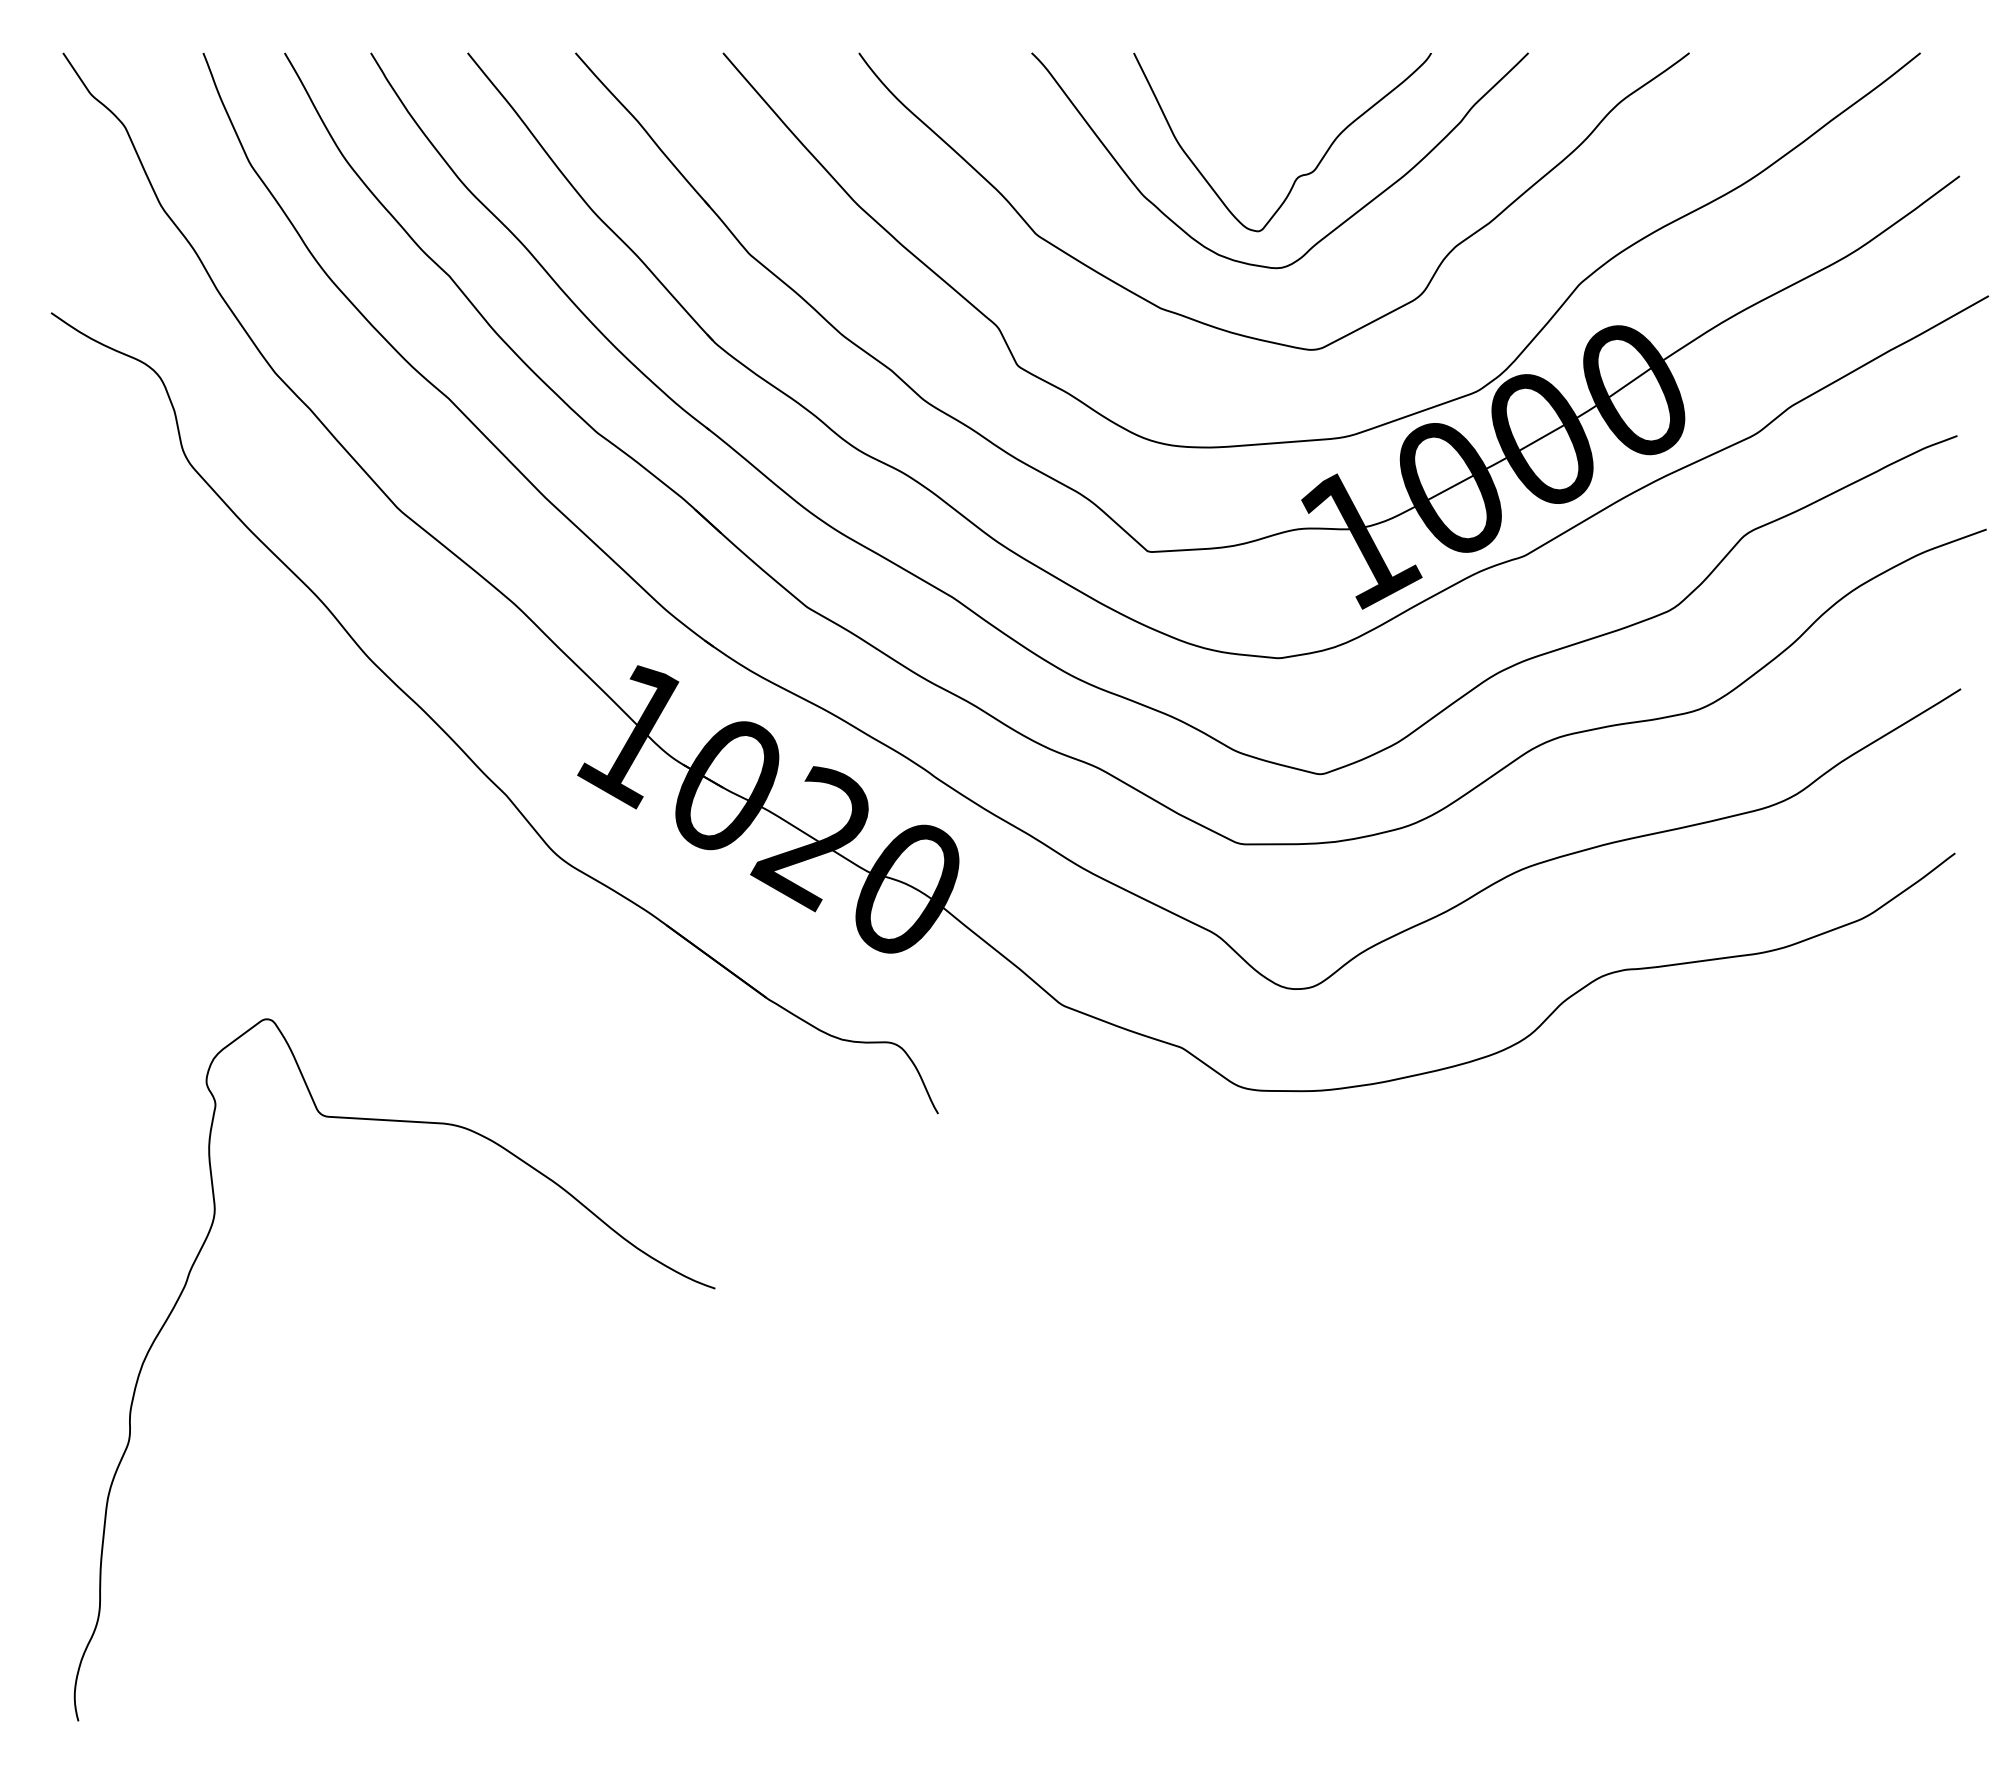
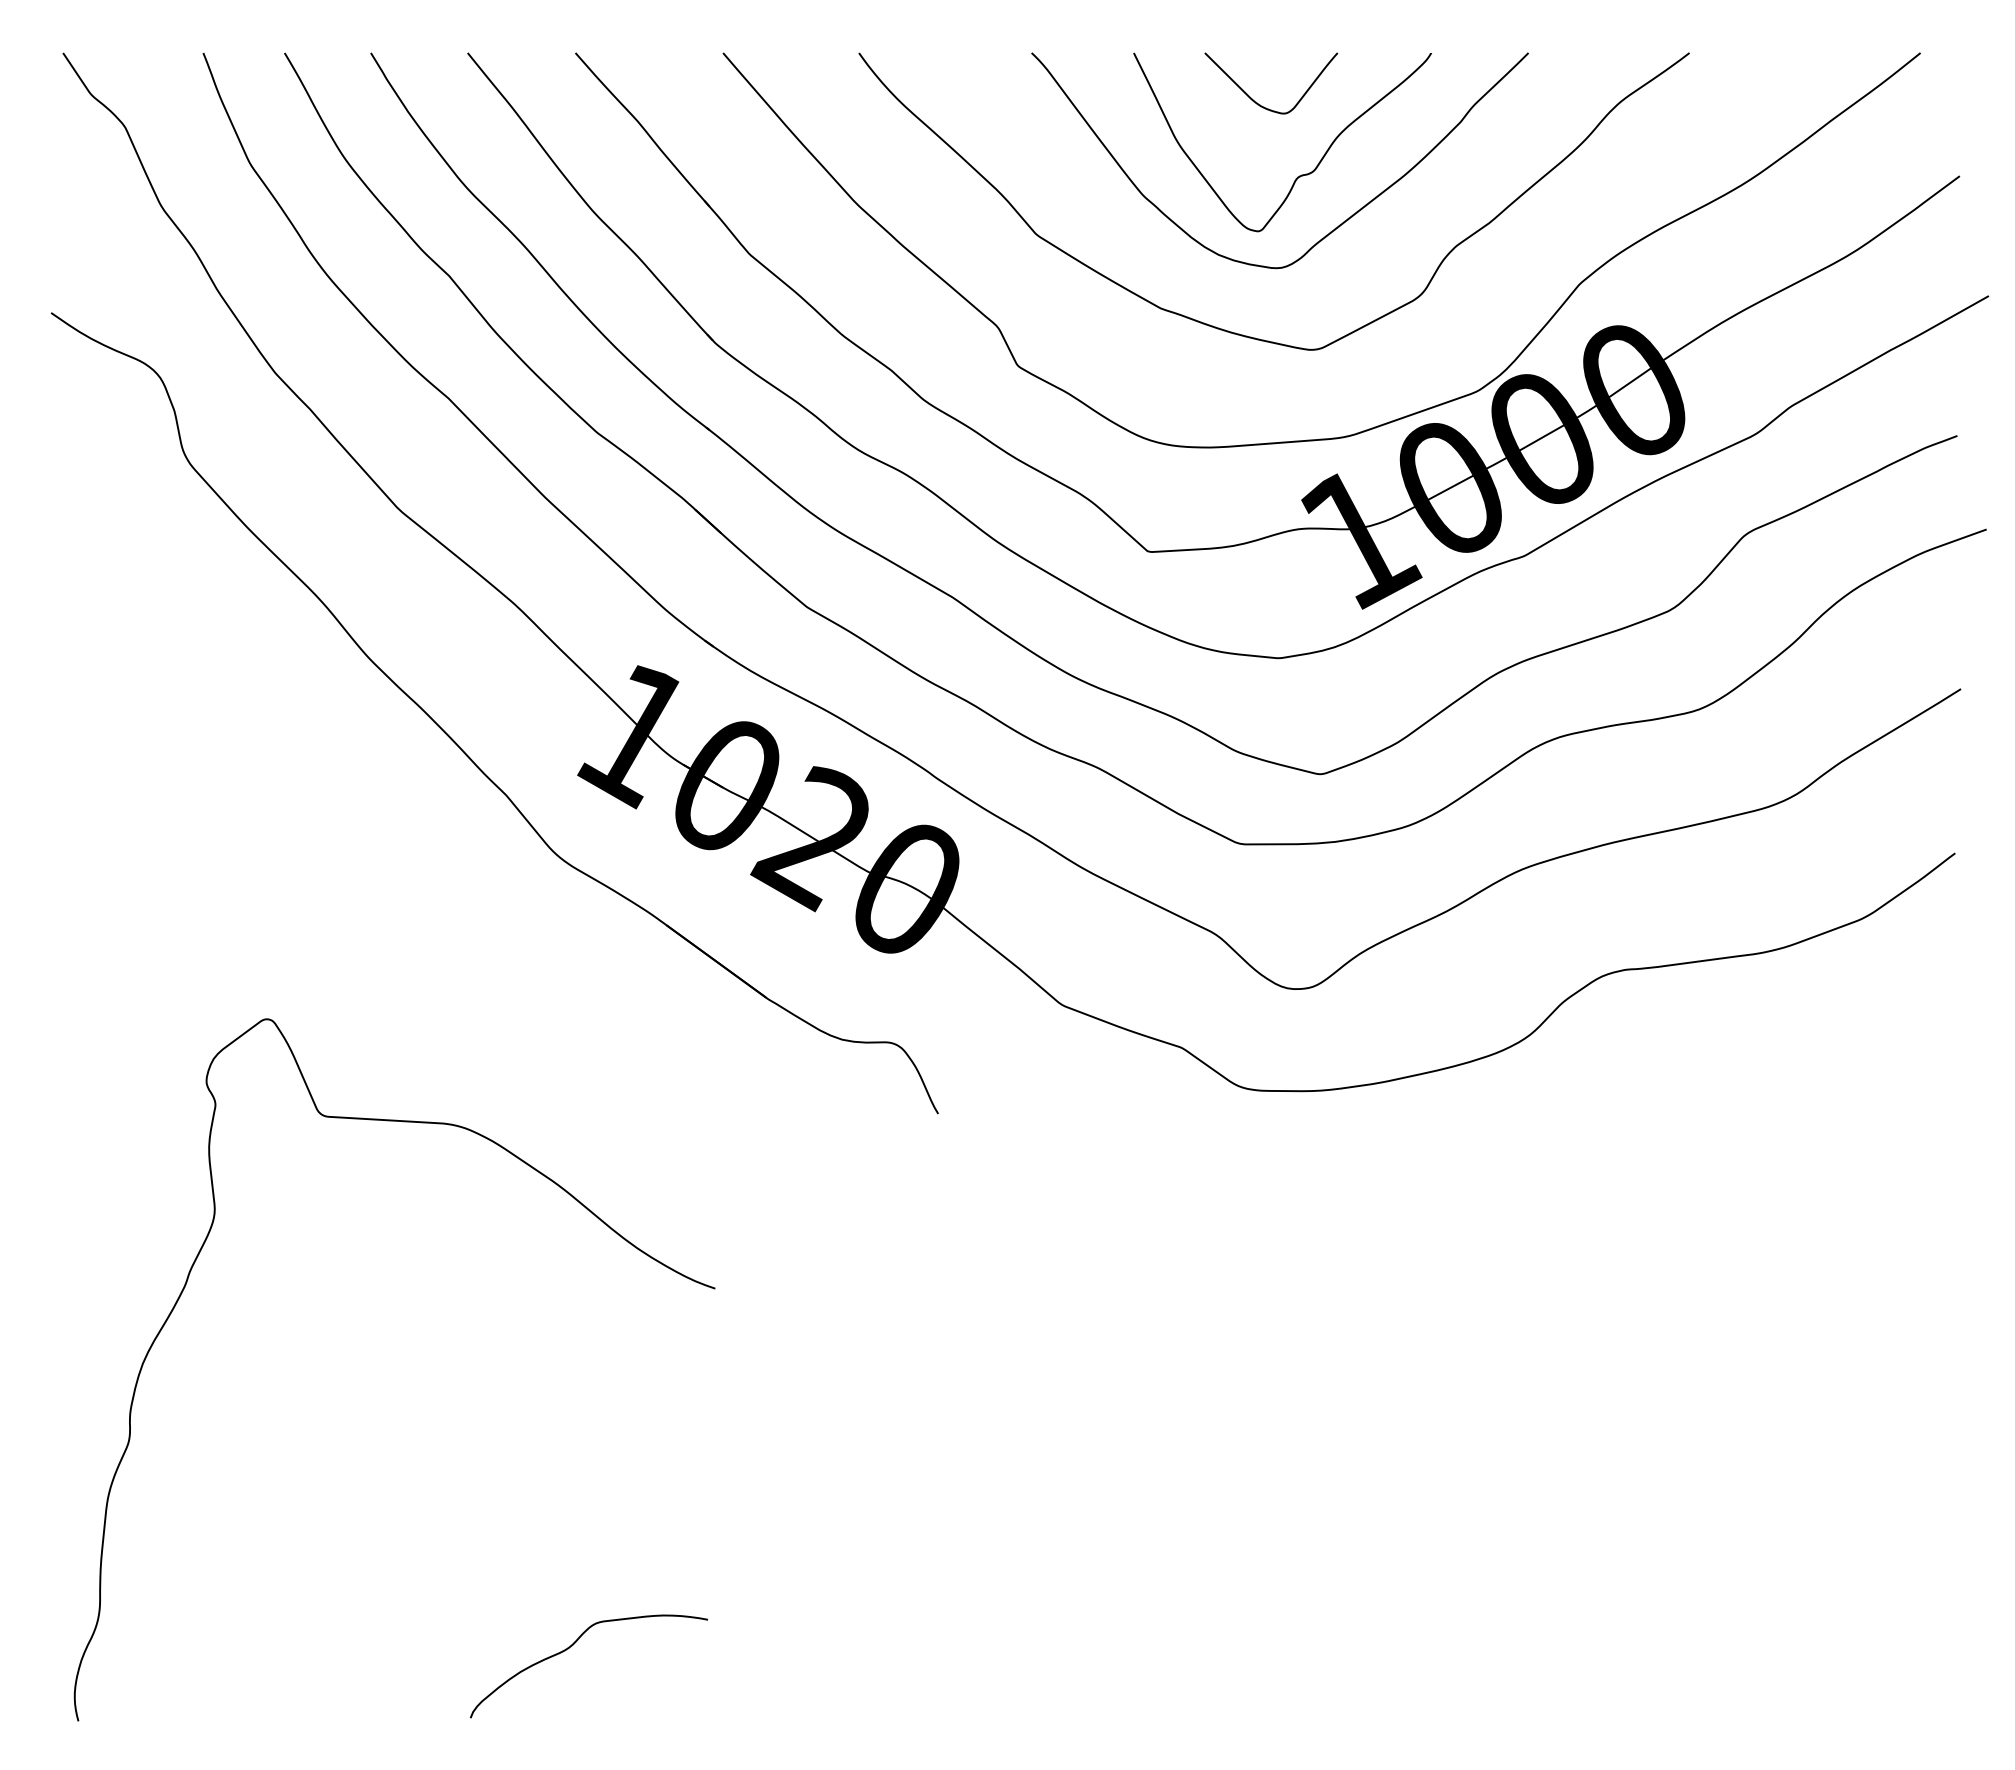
curve: none -> present (1257, 102)
curve: none -> present (572, 1646)
